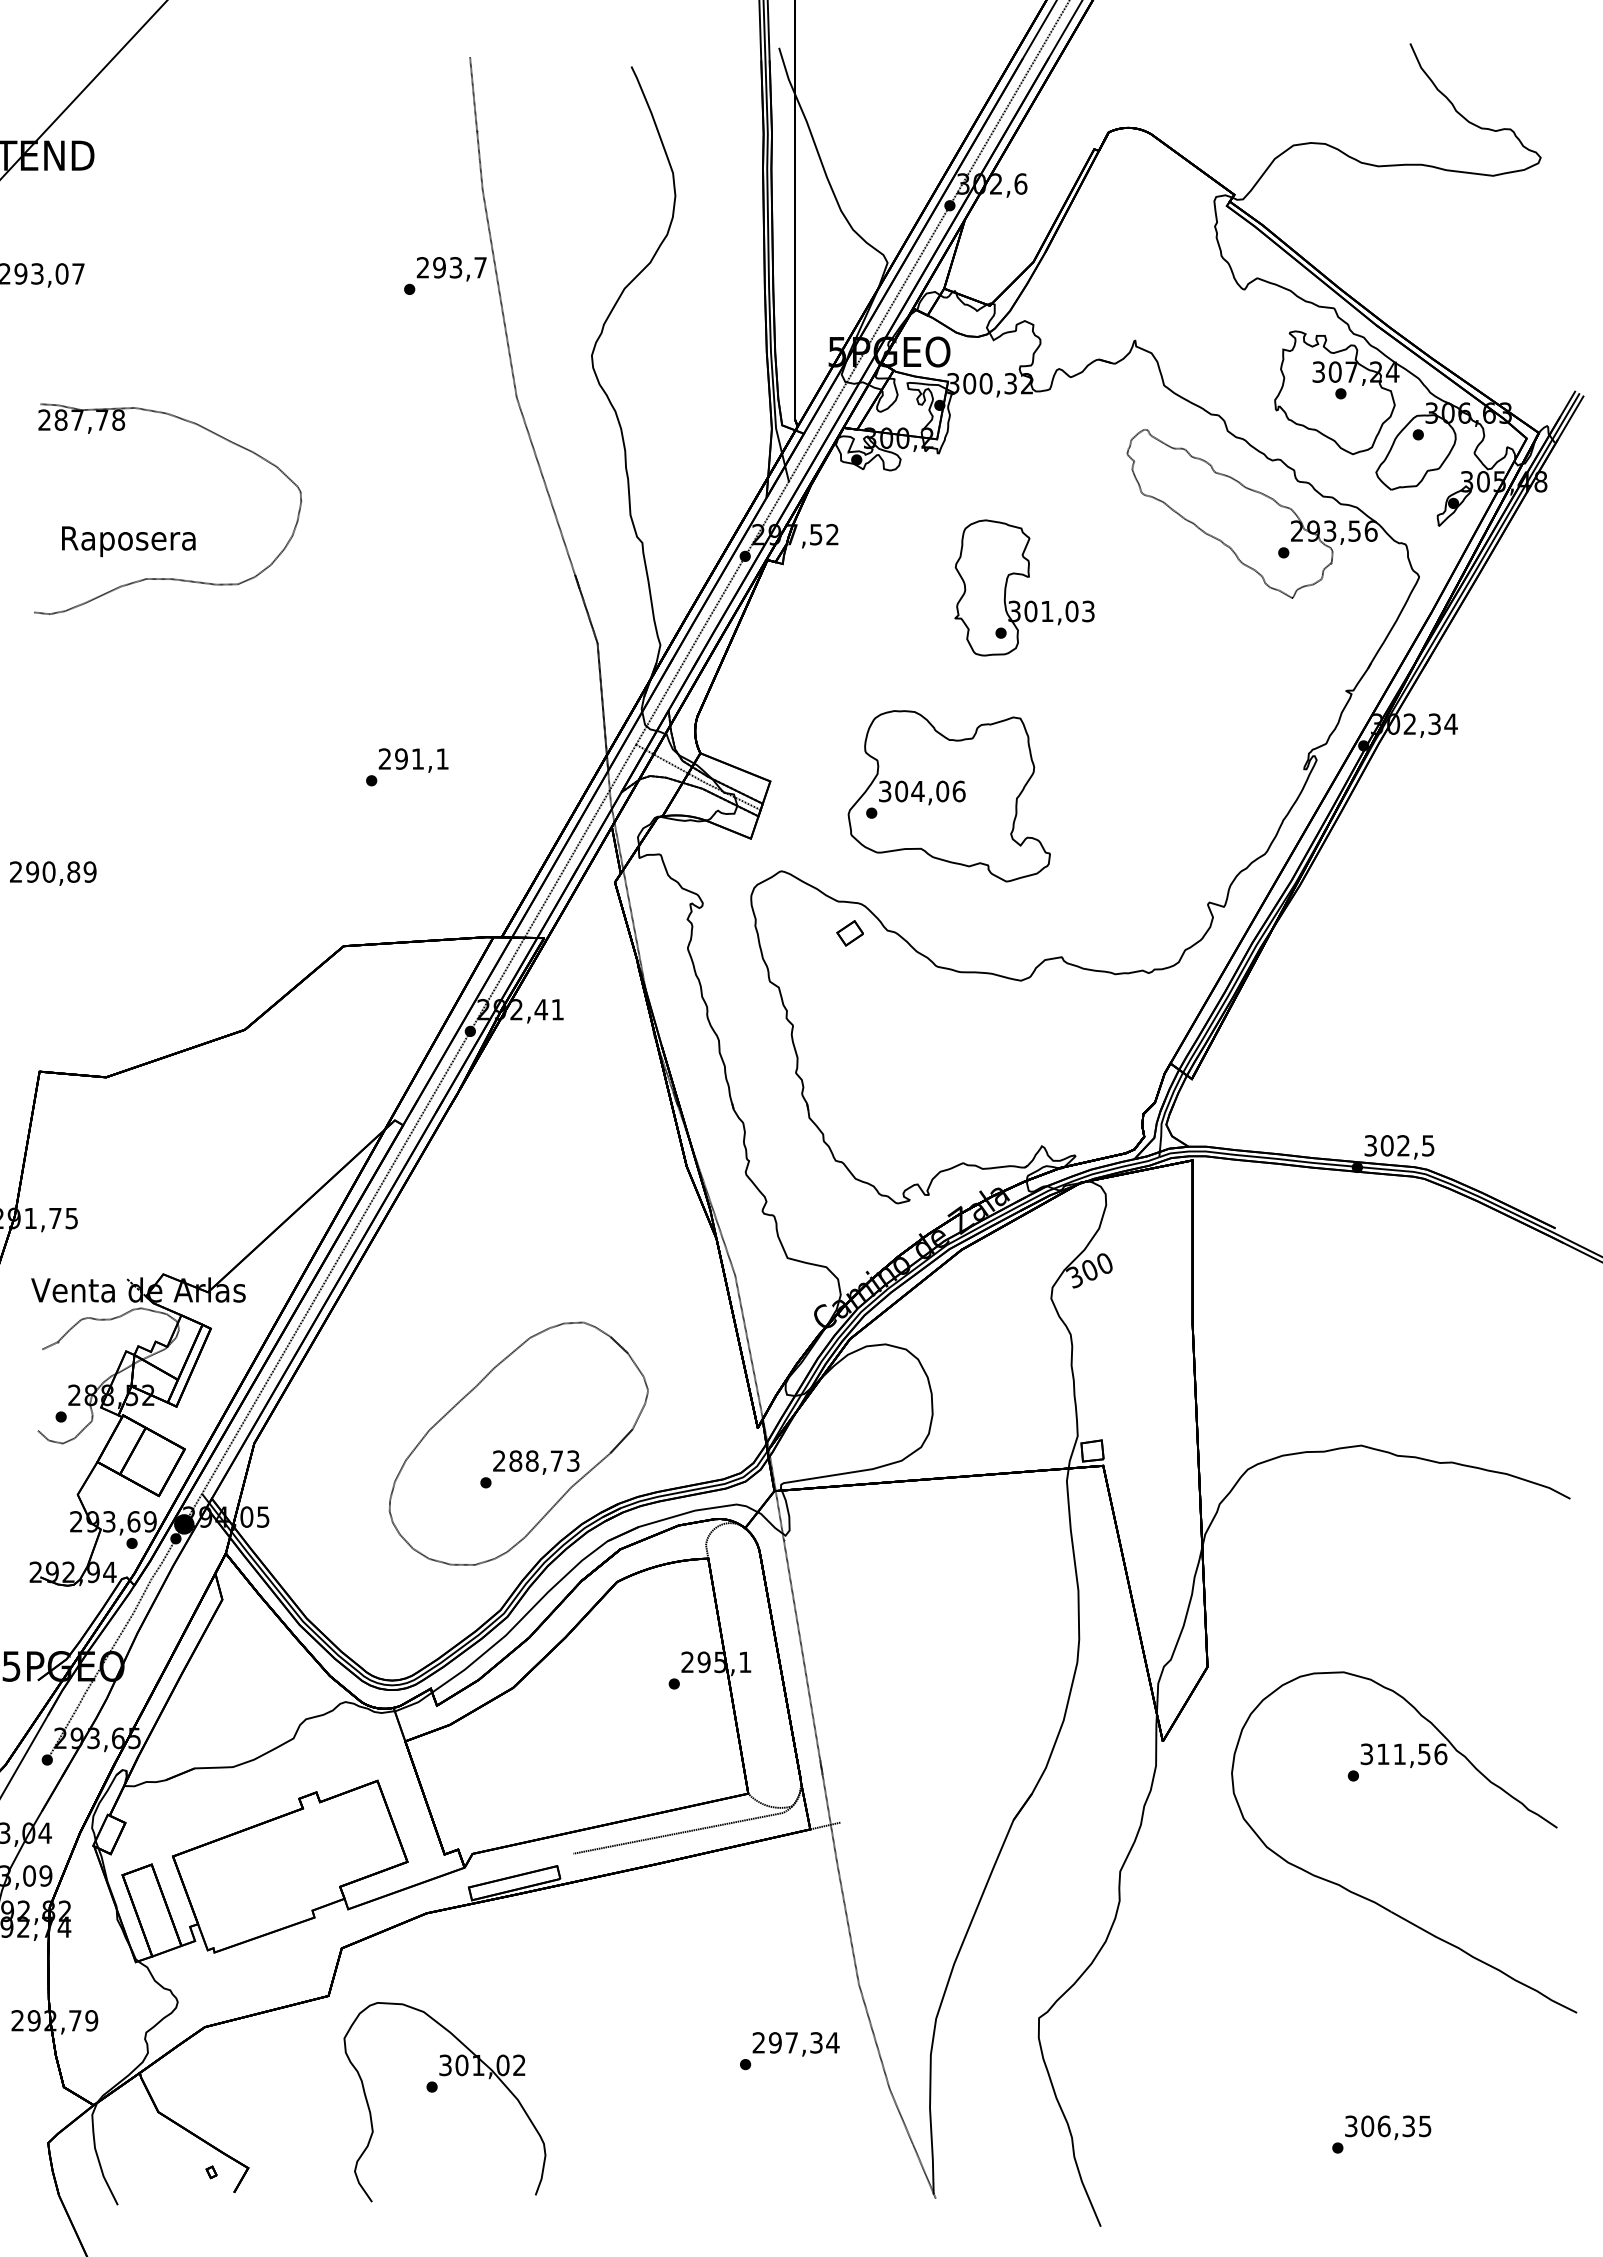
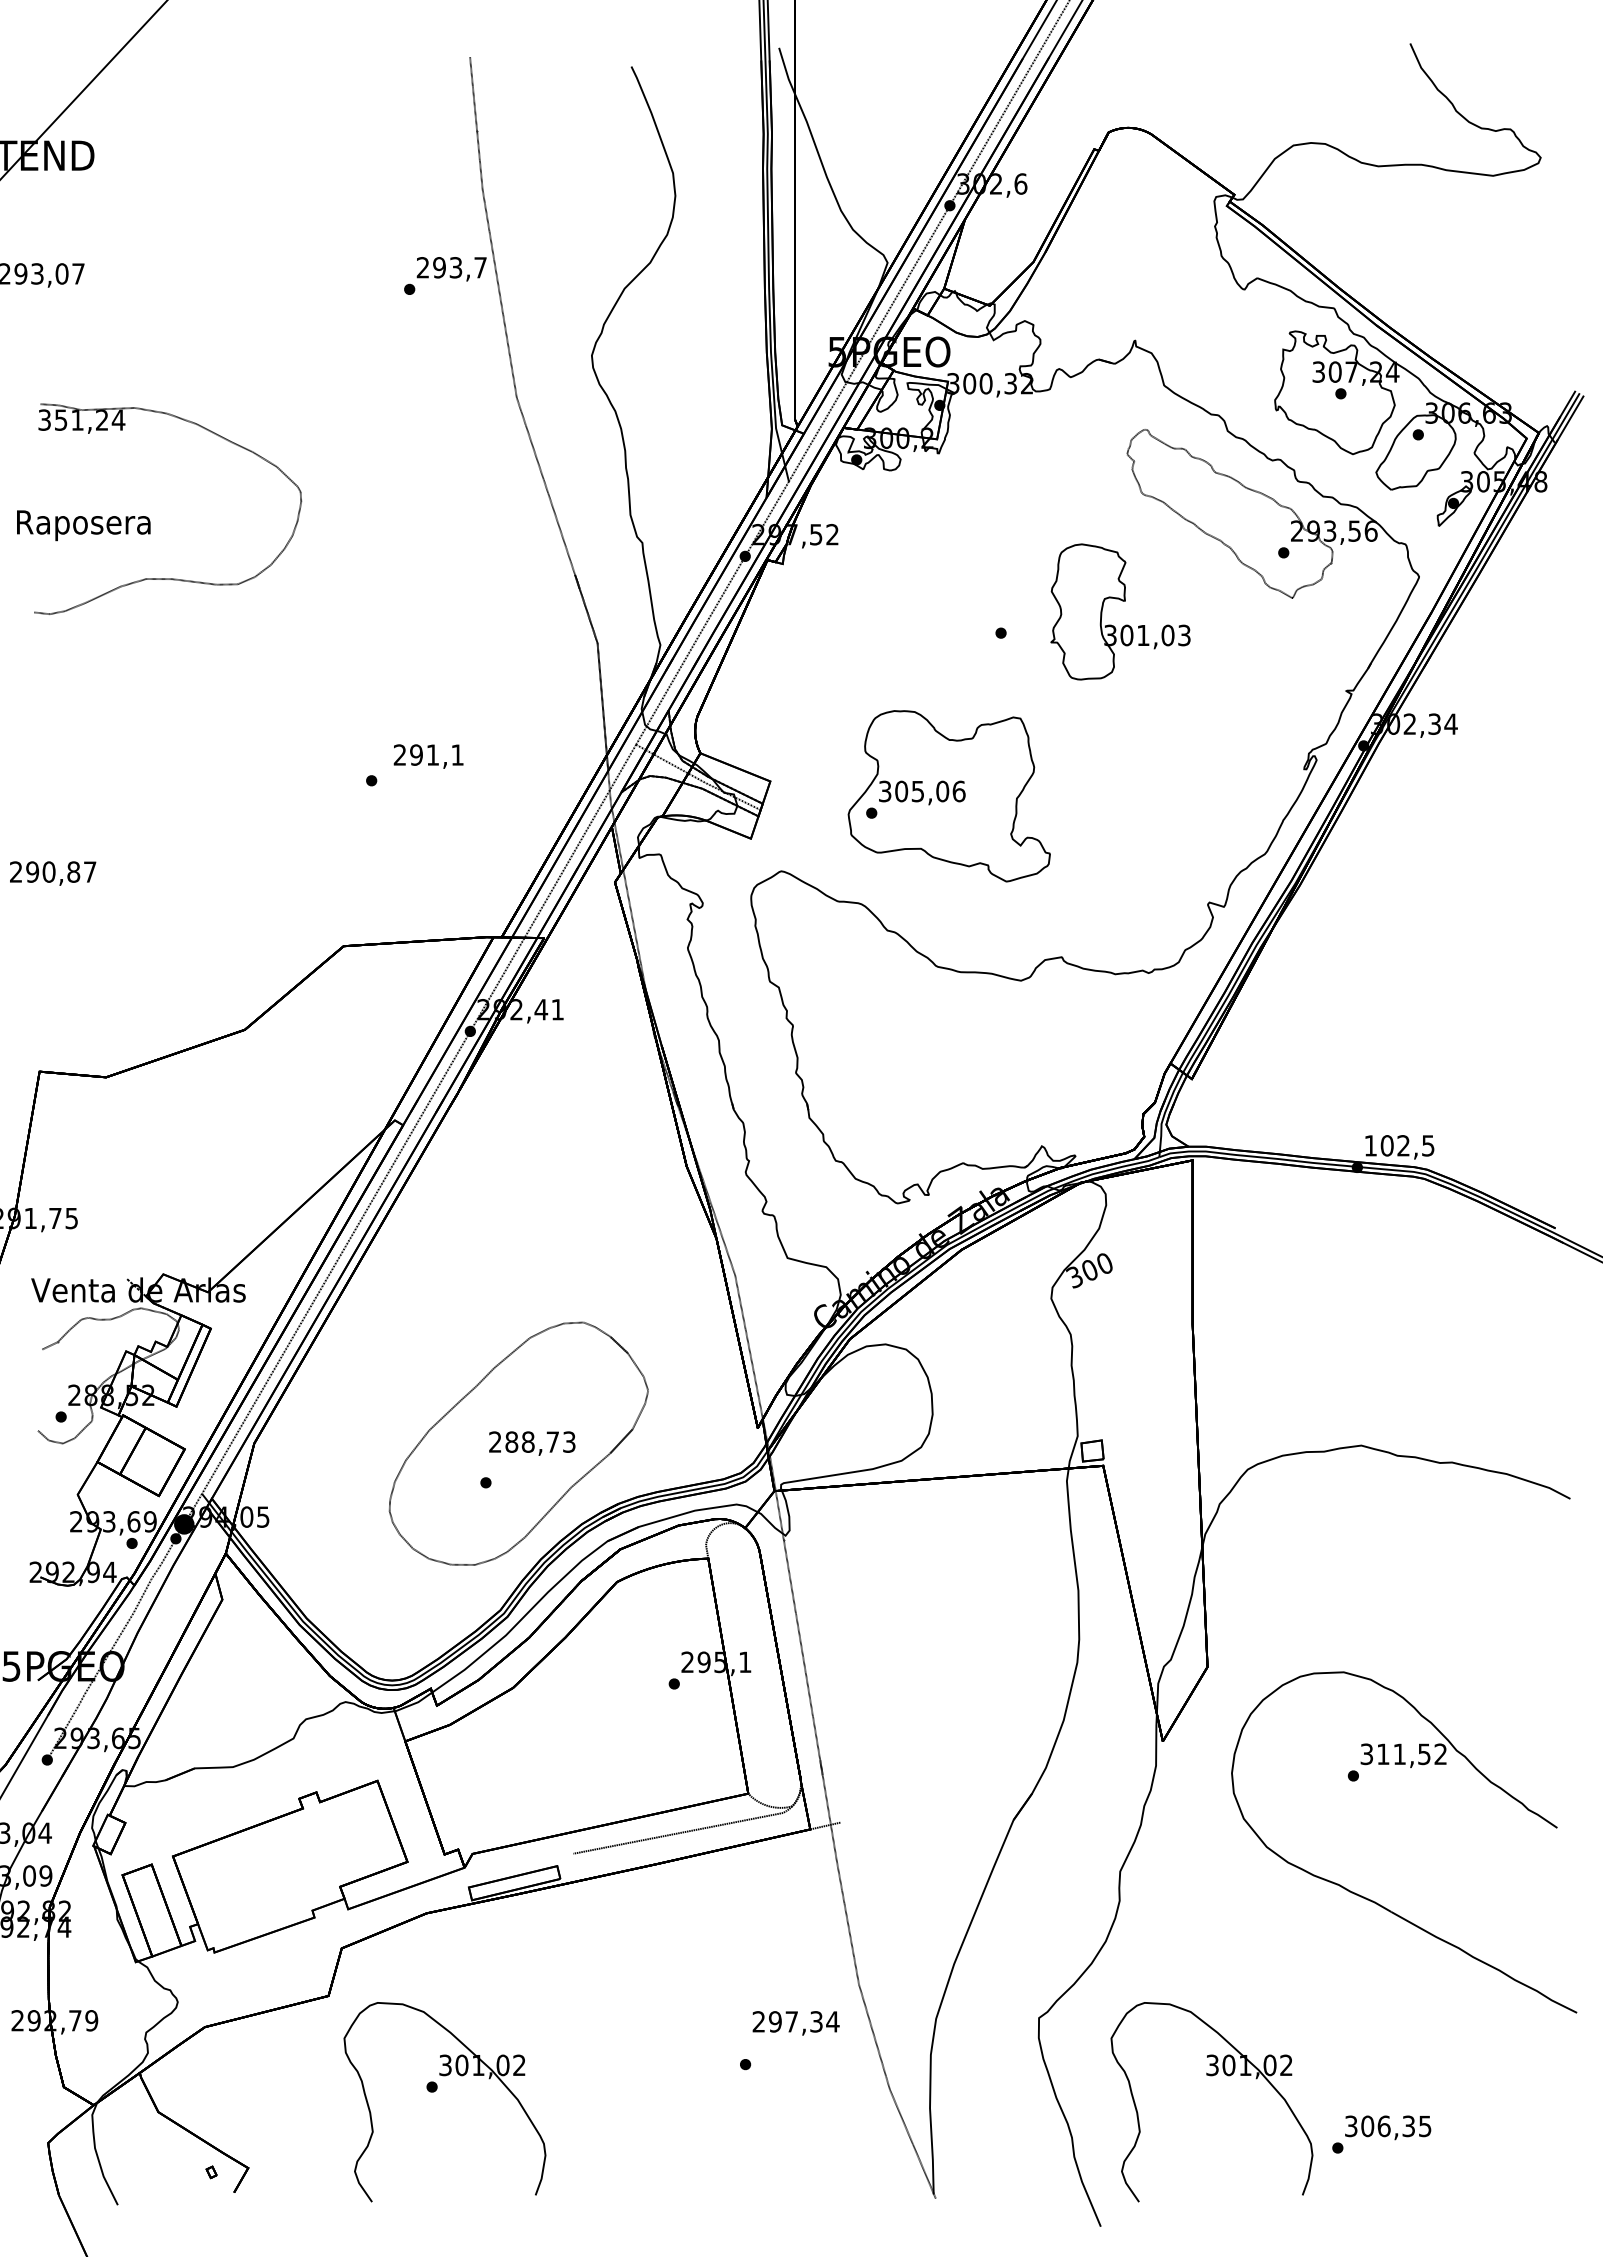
text: 287,78 -> 351,24 (81, 419)
text position: (128, 541) -> (83, 525) (83, 525)
part position: (1026, 577) -> (1122, 601) (1122, 601)
text position: (413, 760) -> (428, 756) (428, 756)
text: 304,06 -> 305,06 (917, 791)
text: 290,89 -> 290,87 (89, 871)
part: present -> none (849, 933)
text: 302,5 -> 102,5 (1370, 1145)
text position: (536, 1462) -> (532, 1443) (532, 1443)
text: 311,56 -> 311,52 (1440, 1754)
text position: (795, 2044) -> (795, 2023) (795, 2023)
part: none -> present (1211, 2076)
